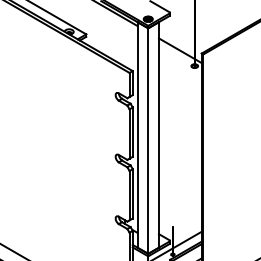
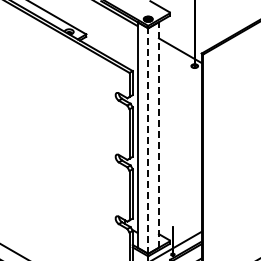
line: solid -> dashed (158, 134)
line: solid -> dashed (148, 141)
